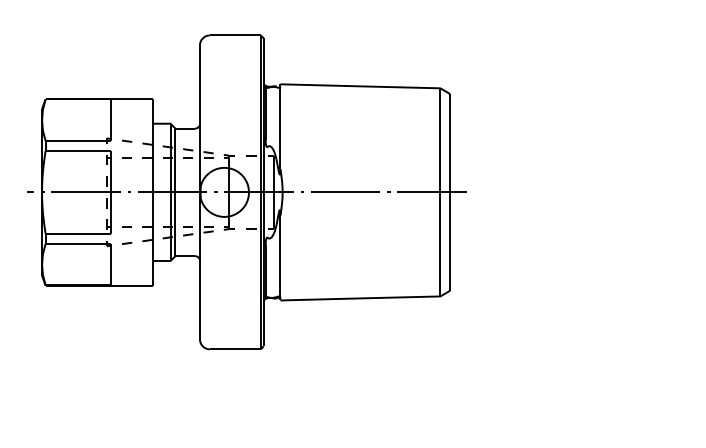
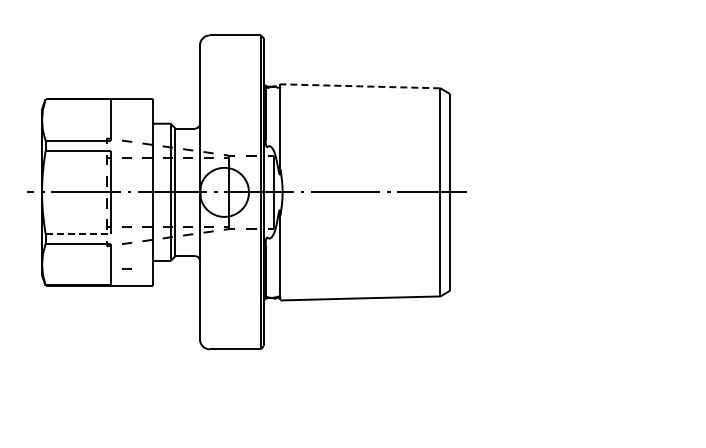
line: solid -> dashed (360, 86)
line: solid -> dashed (78, 233)
line: none -> present (126, 268)
